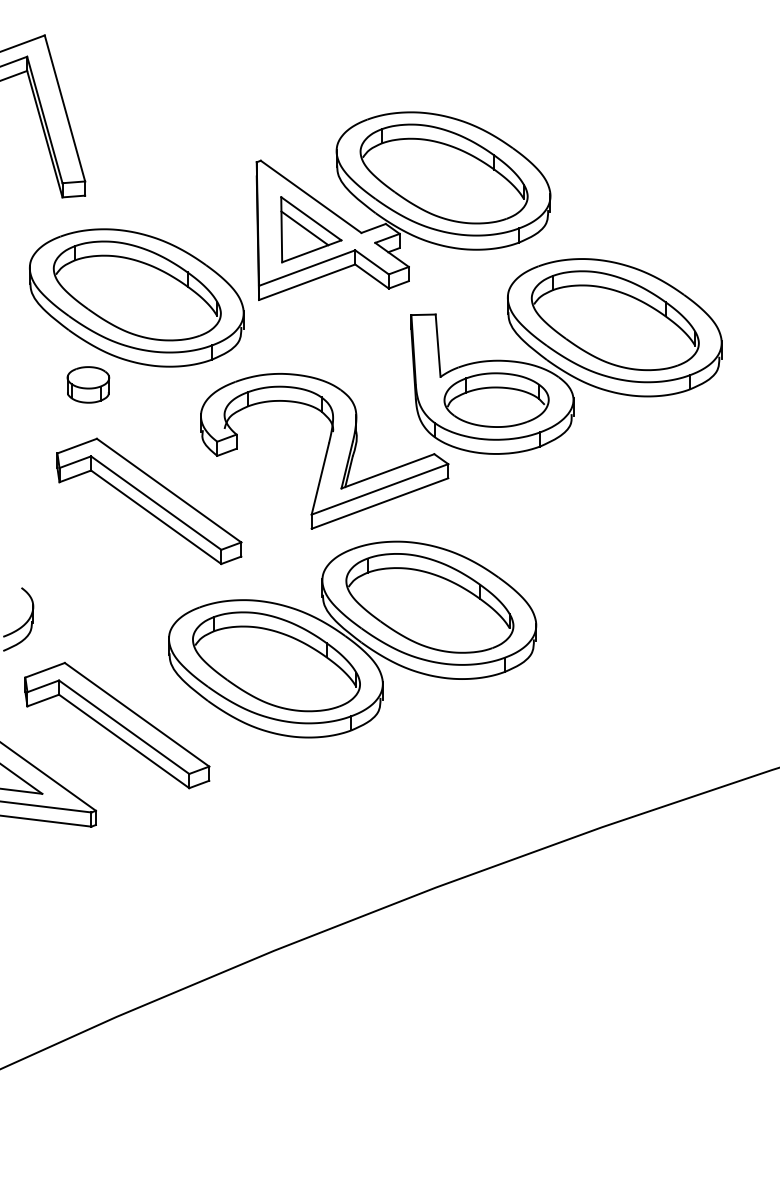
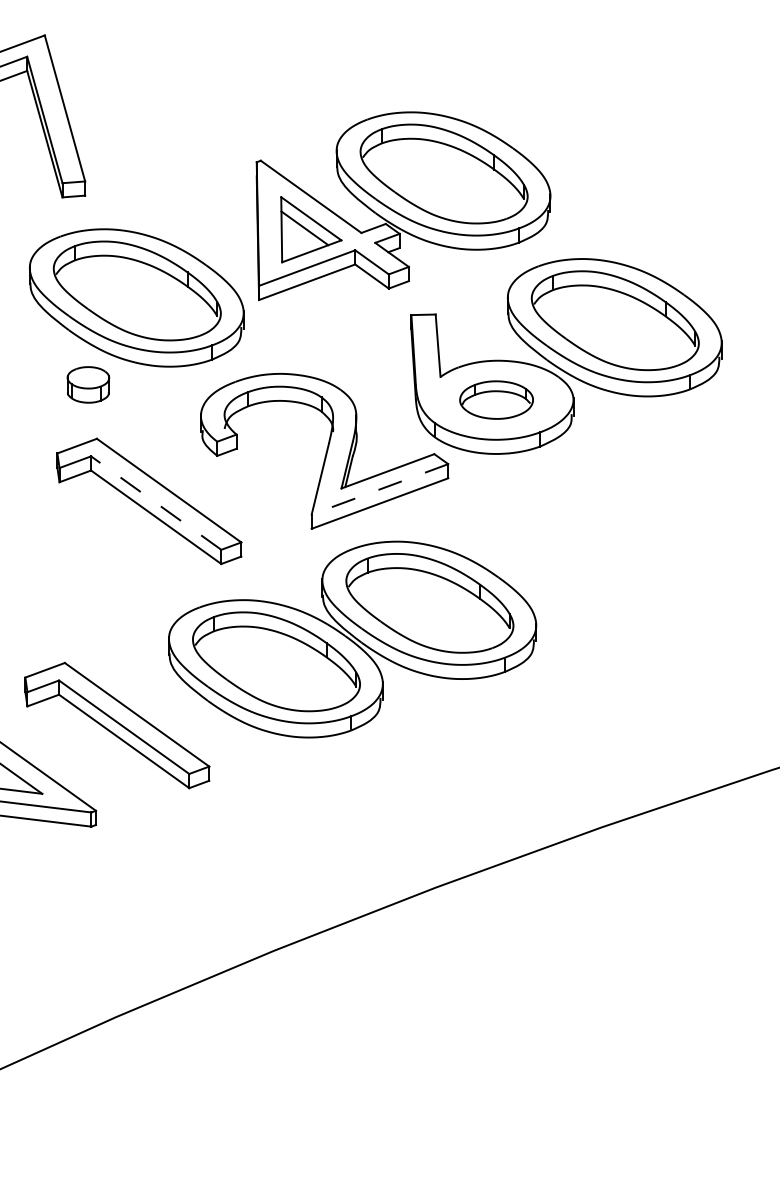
part size: 107x56 px -> 75x40 px (496, 399)
line: solid -> dashed (380, 489)
line: solid -> dashed (155, 502)
part: present -> none (23, 624)
